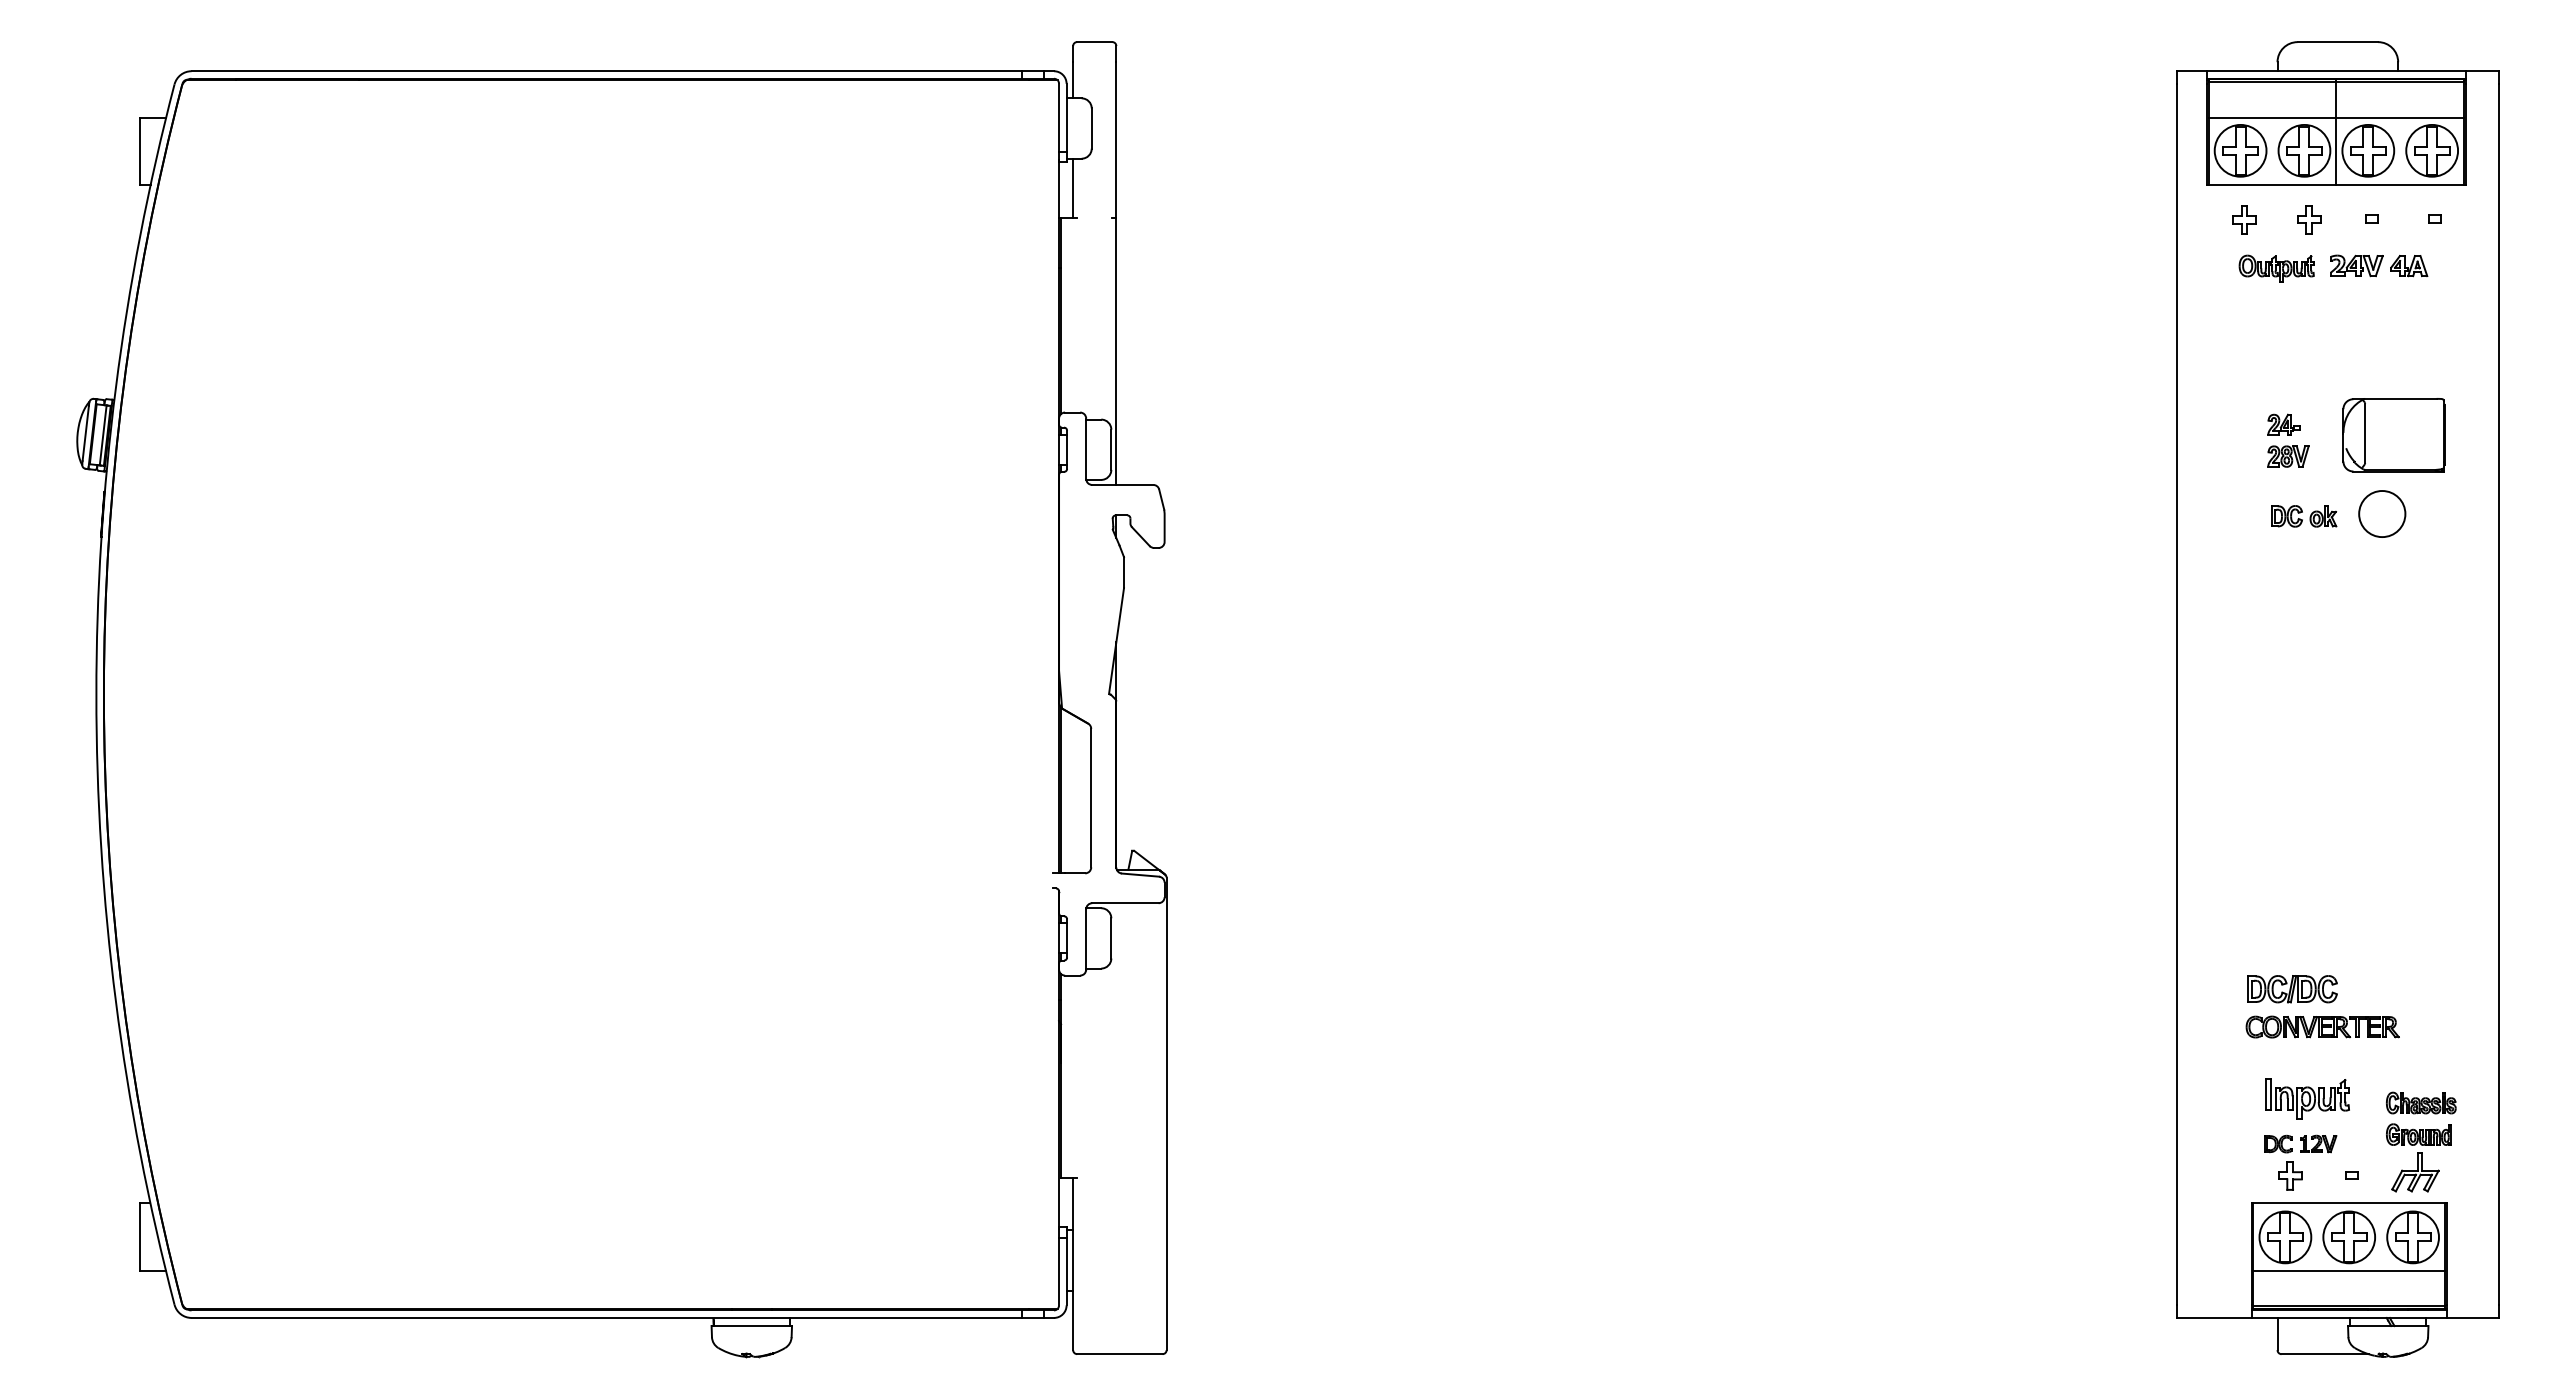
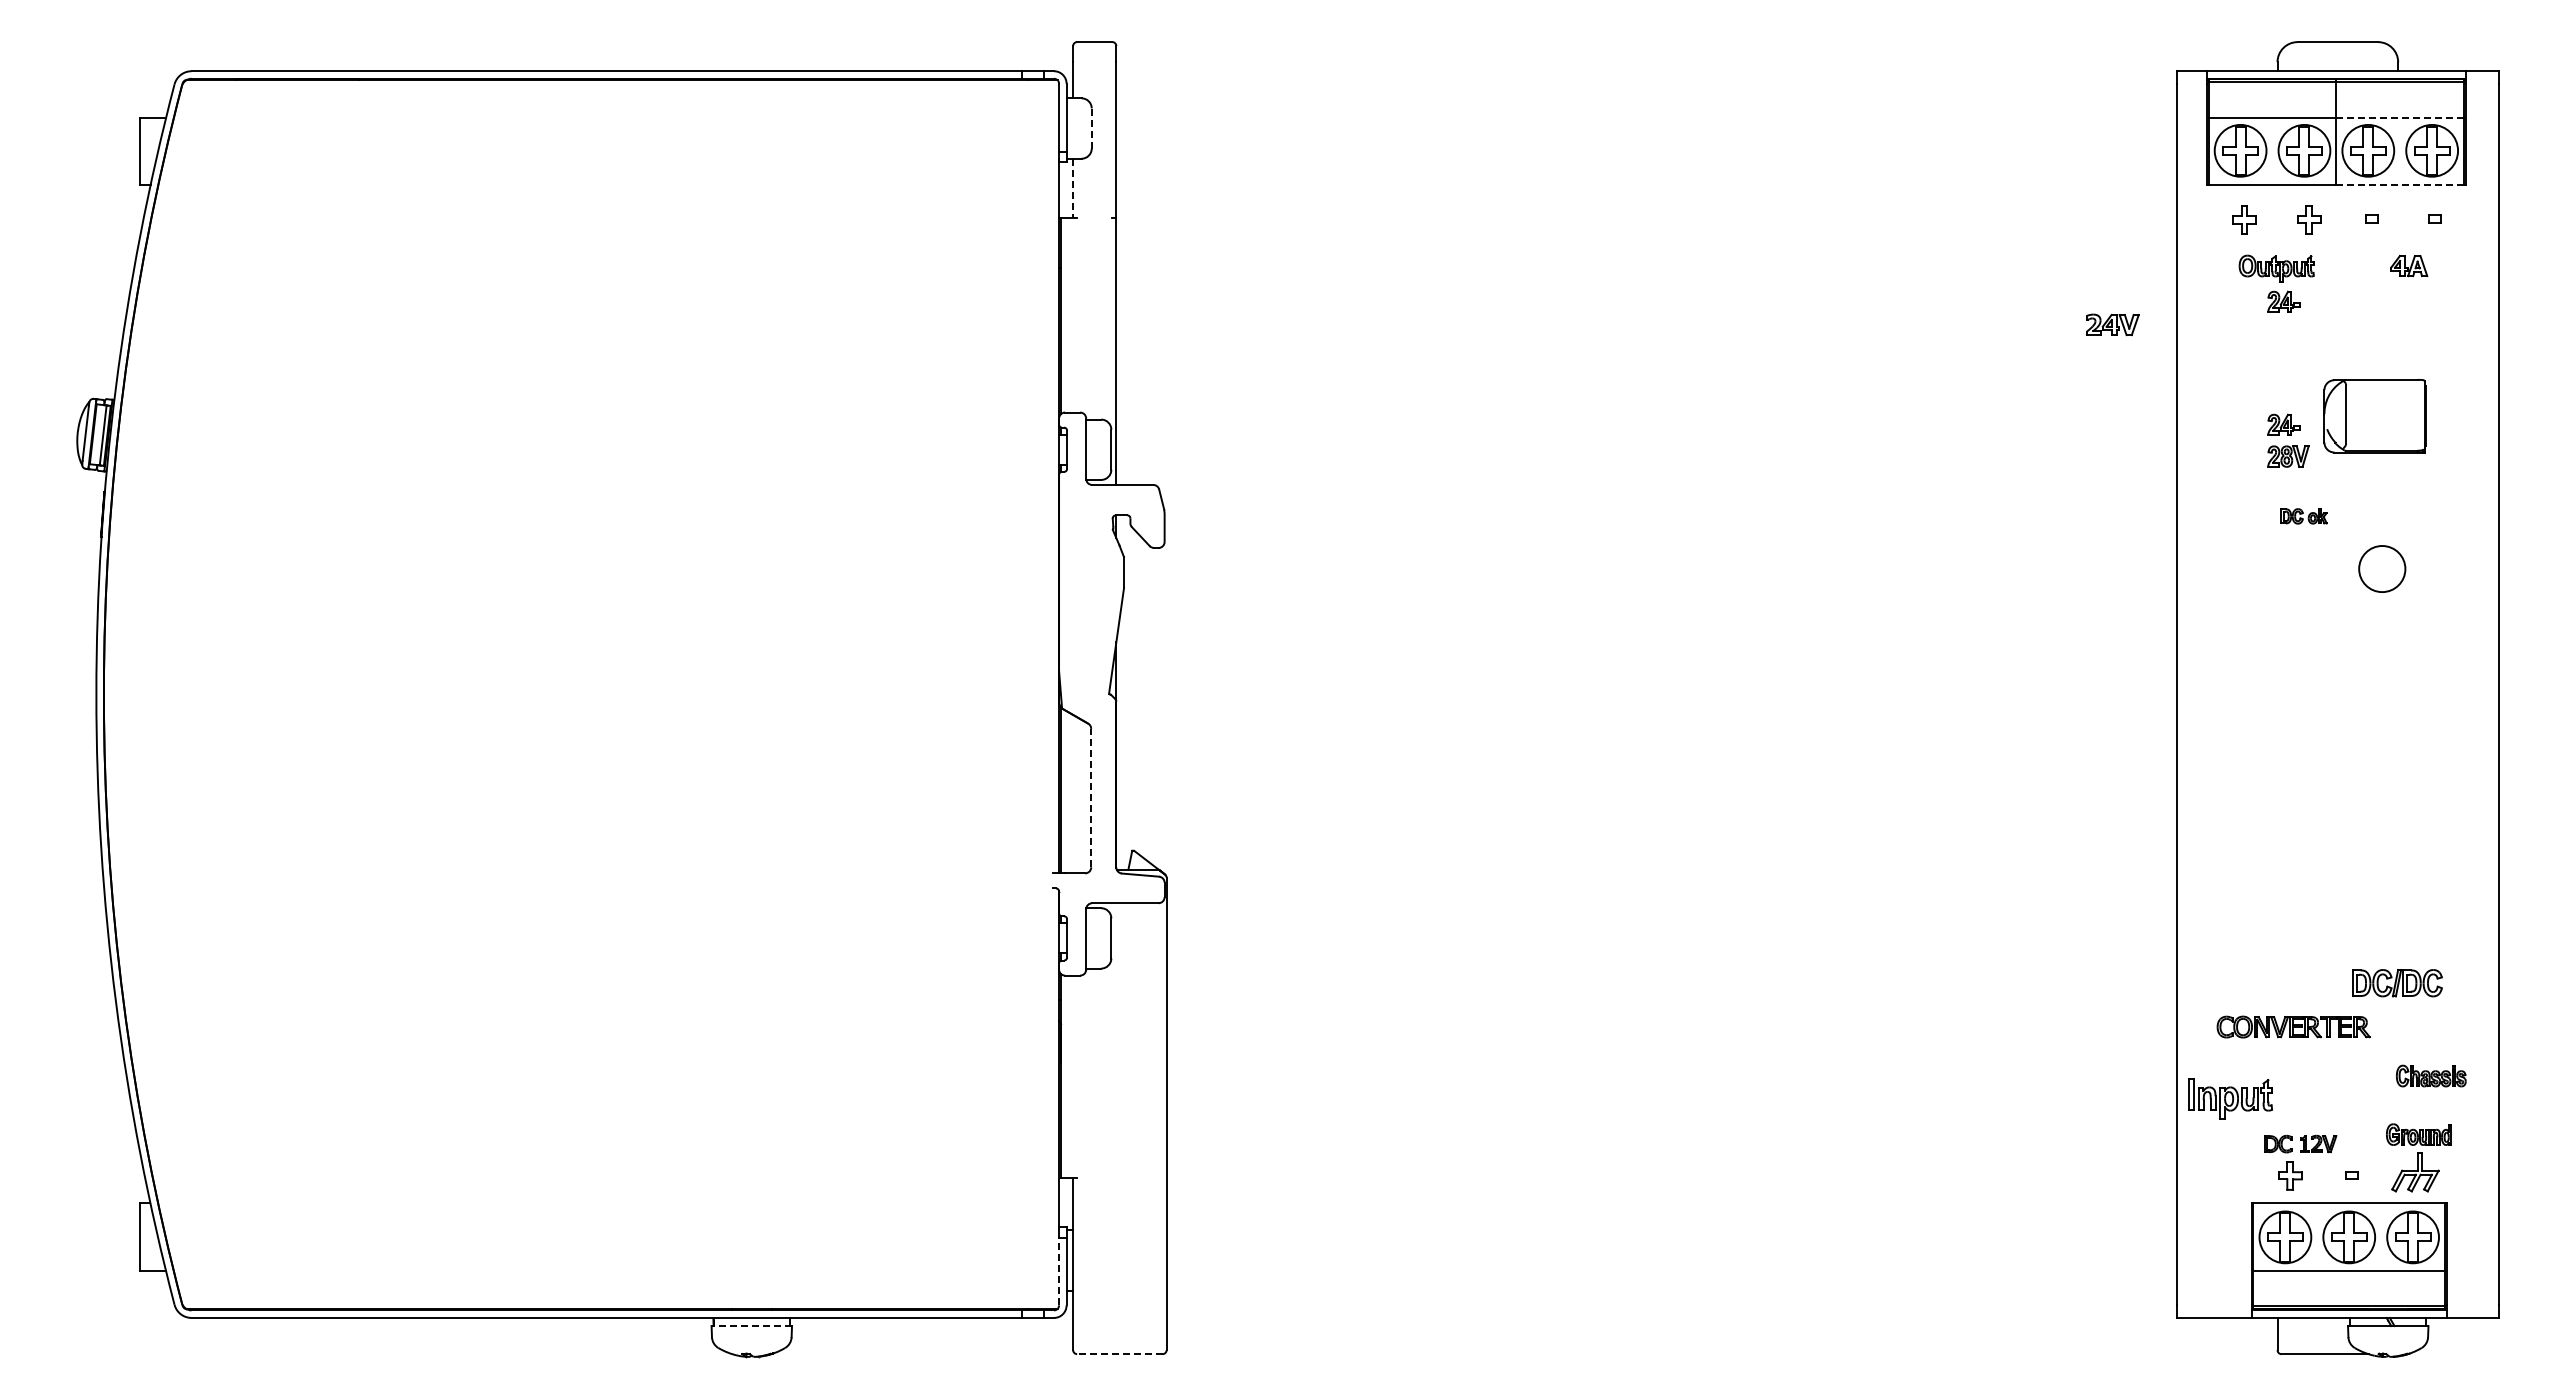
line: solid -> dashed (2400, 117)
line: solid -> dashed (1091, 128)
line: solid -> dashed (2400, 185)
line: solid -> dashed (1073, 188)
part position: (2356, 265) -> (2112, 324) (2112, 324)
part: none -> present (2283, 301)
part position: (2393, 435) -> (2374, 416) (2374, 416)
part position: (2382, 513) -> (2382, 568) (2382, 568)
part size: 67x23 px -> 48x17 px (2303, 516)
line: solid -> dashed (1091, 797)
part position: (2292, 989) -> (2397, 983) (2397, 983)
part position: (2322, 1026) -> (2293, 1026) (2293, 1026)
part position: (2307, 1098) -> (2230, 1098) (2230, 1098)
part position: (2421, 1102) -> (2431, 1075) (2431, 1075)
line: solid -> dashed (1059, 1271)
line: solid -> dashed (751, 1325)
line: solid -> dashed (1119, 1354)
